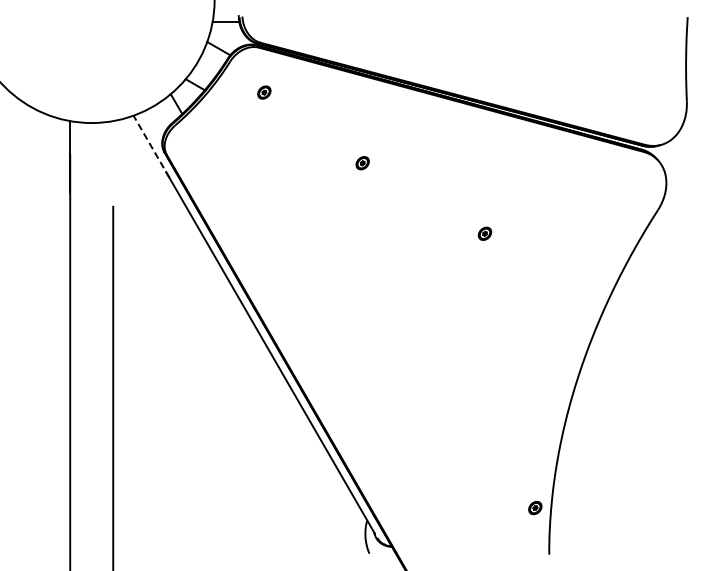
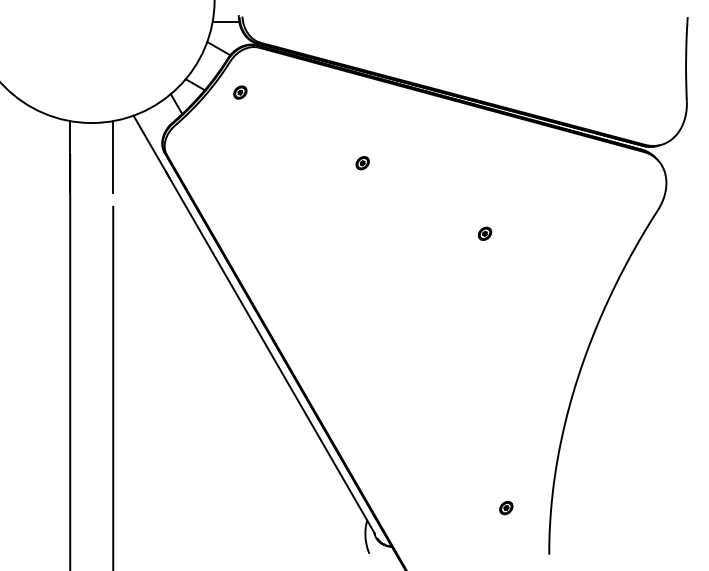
part position: (264, 92) -> (240, 92) (240, 92)
line: dashed -> solid (151, 146)
line: none -> present (113, 156)
part position: (535, 508) -> (506, 508) (506, 508)
